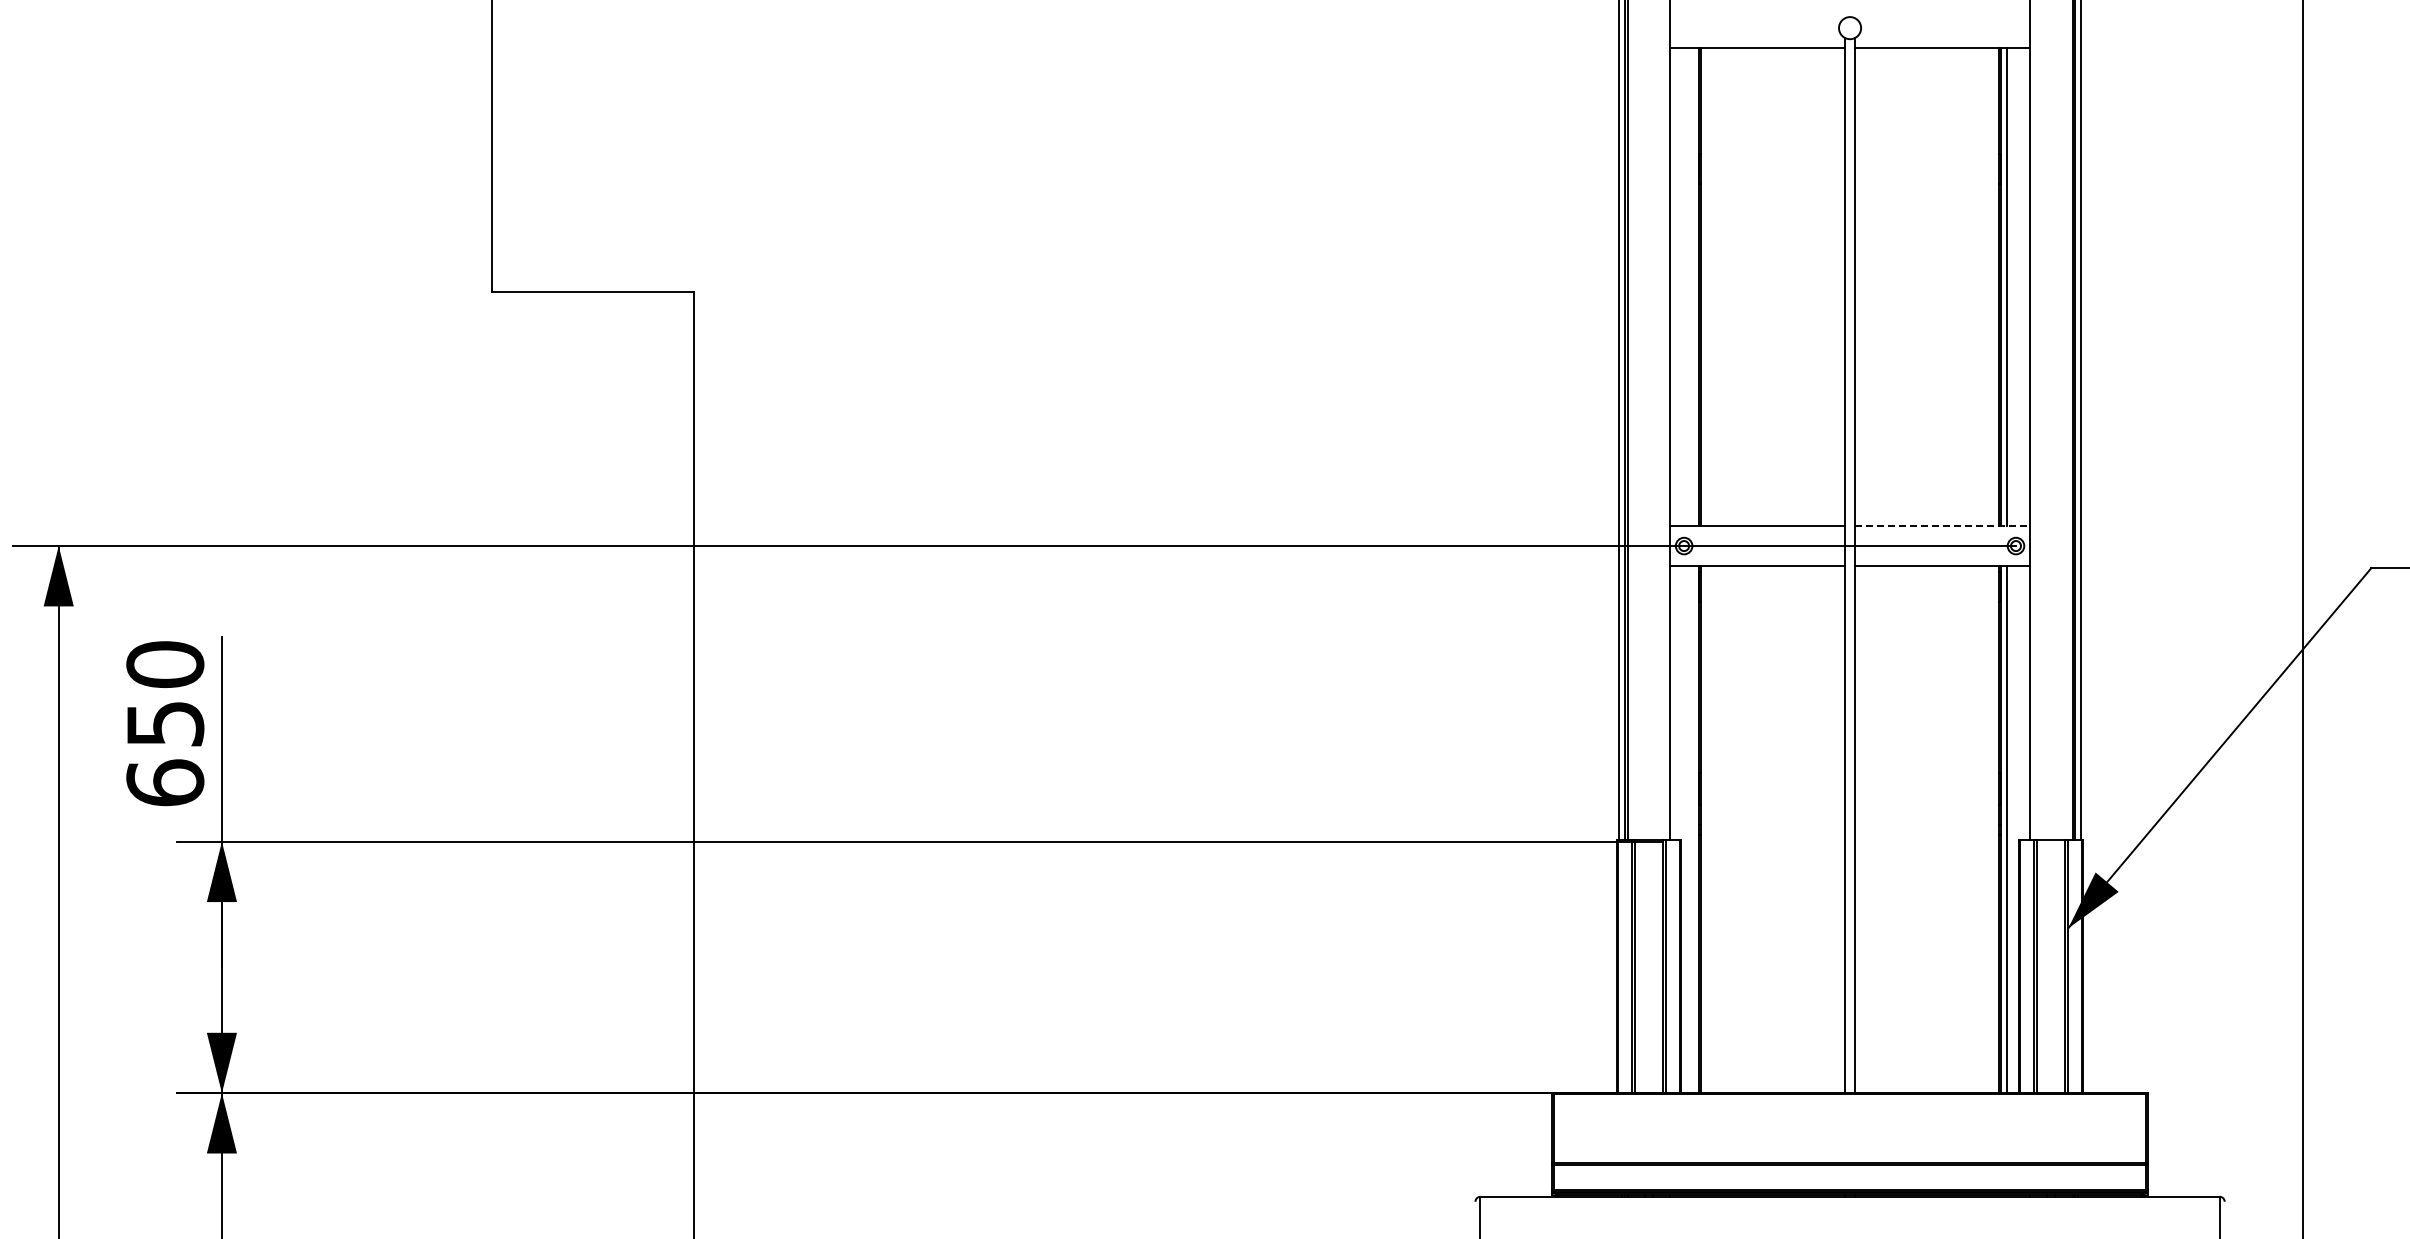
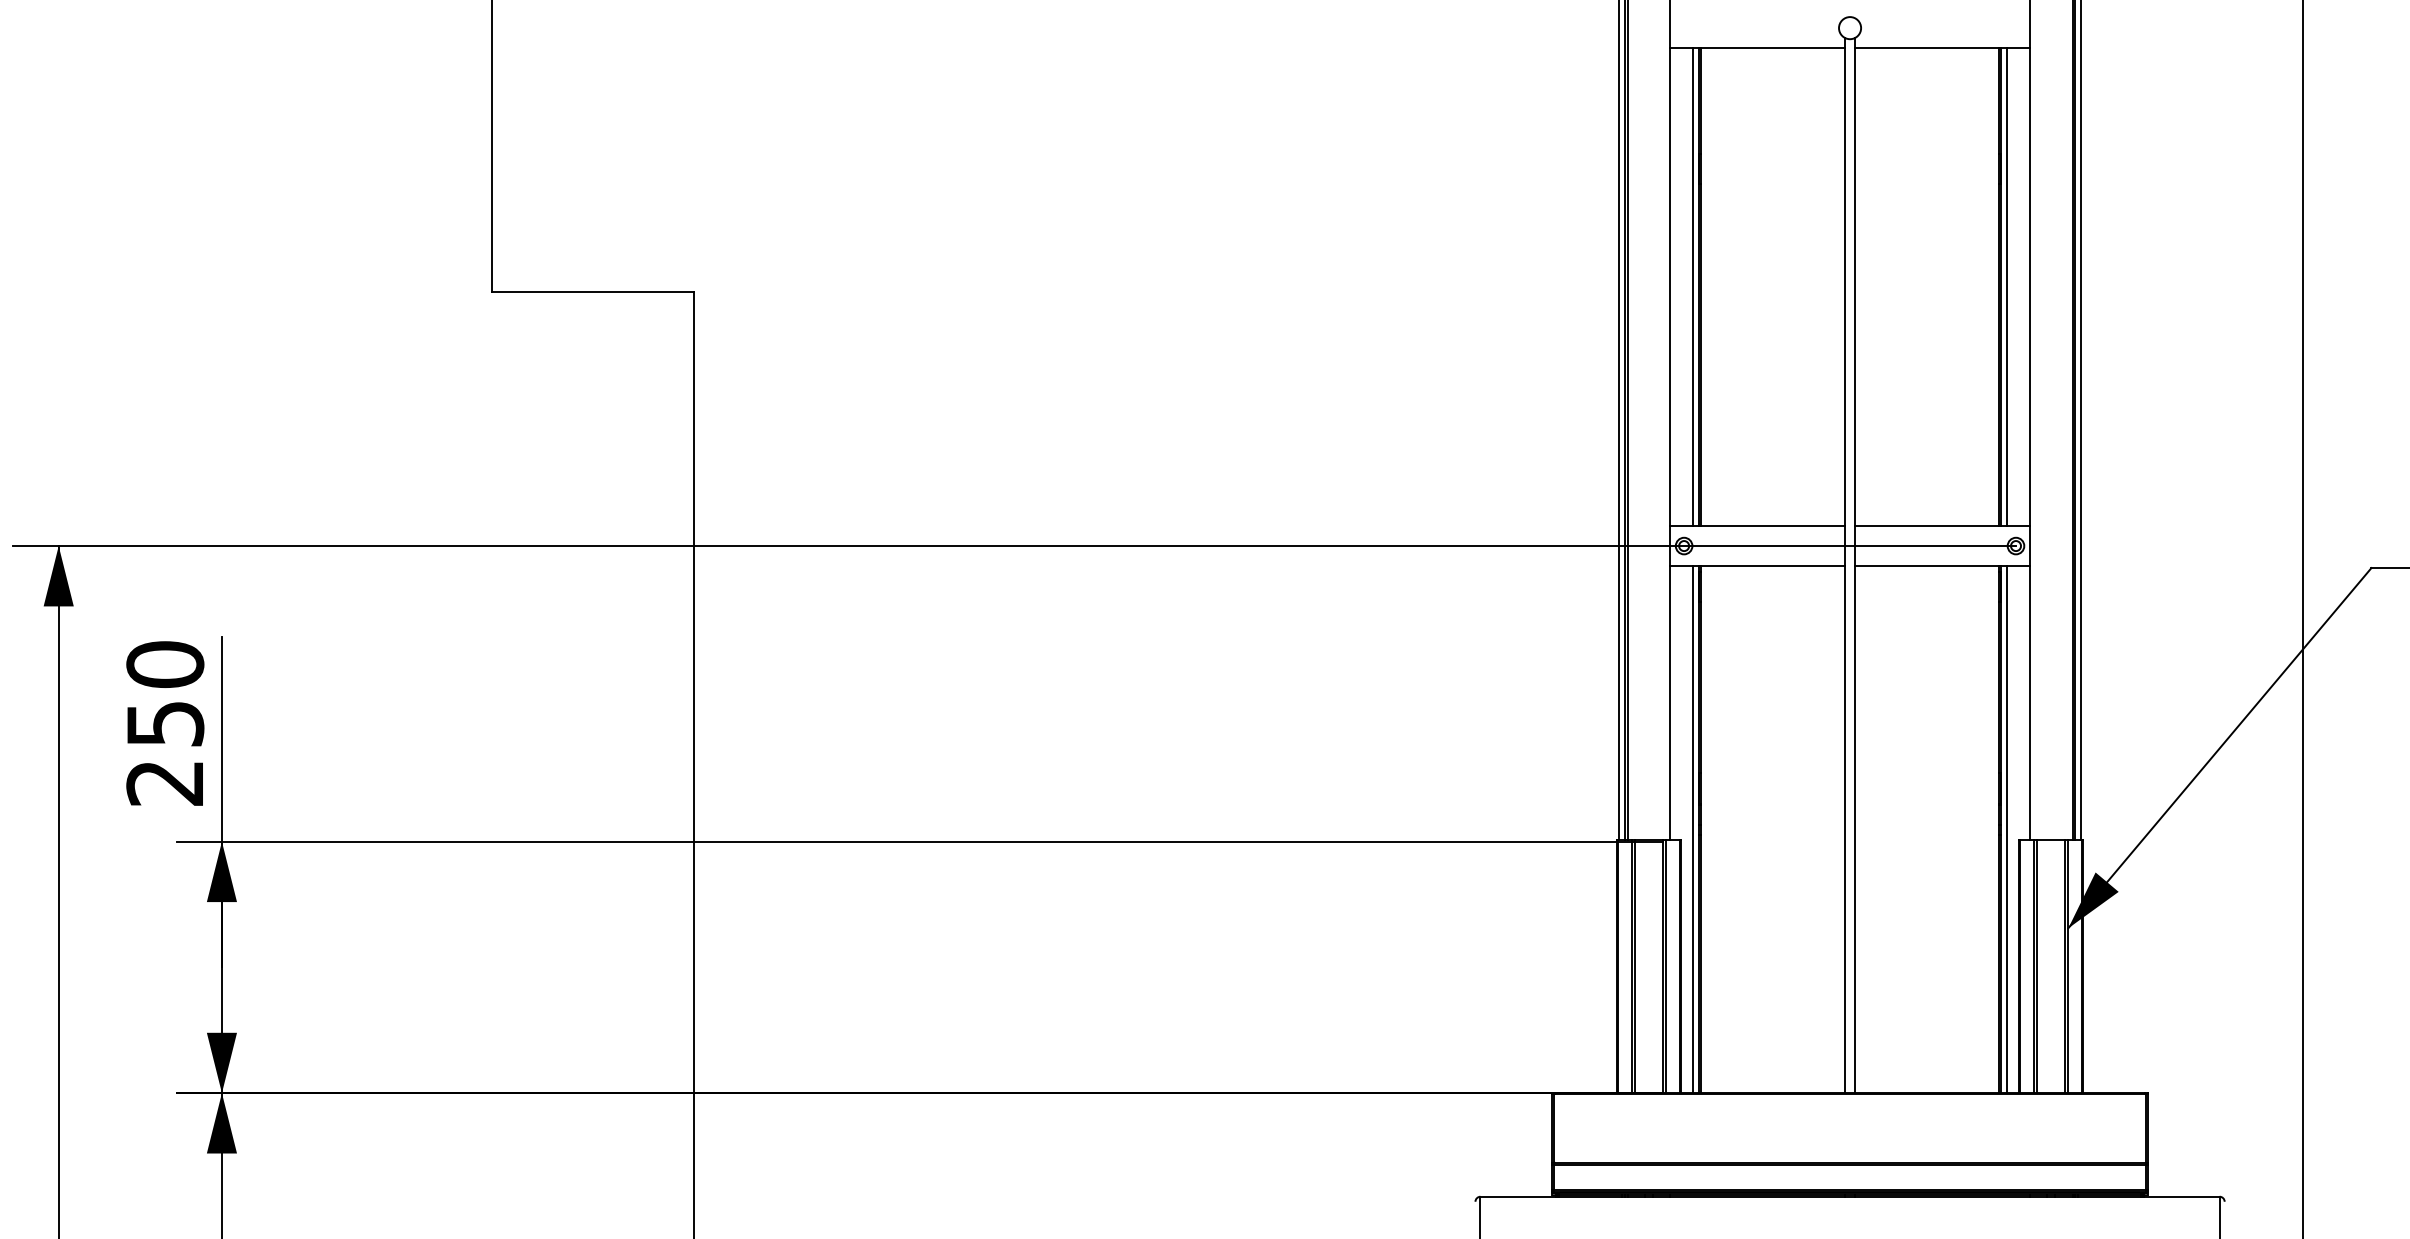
line: none -> present (1693, 286)
line: dashed -> solid (1942, 525)
text: 650 -> 250 (165, 782)
line: none -> present (1693, 829)
